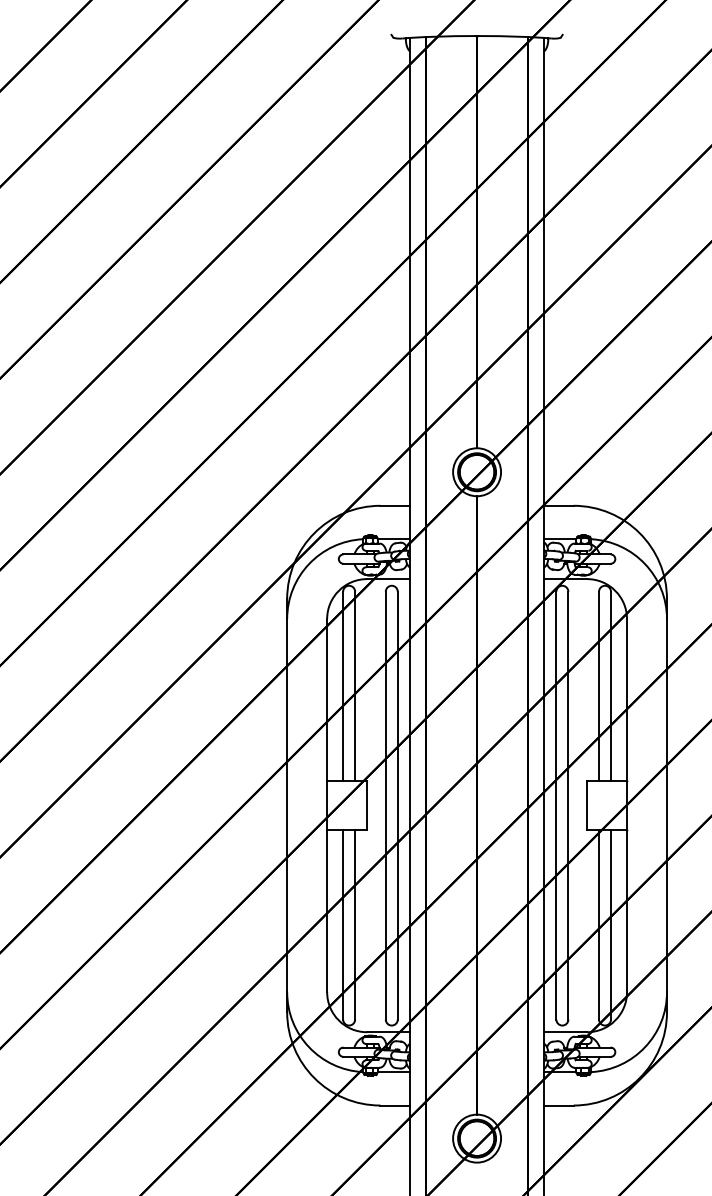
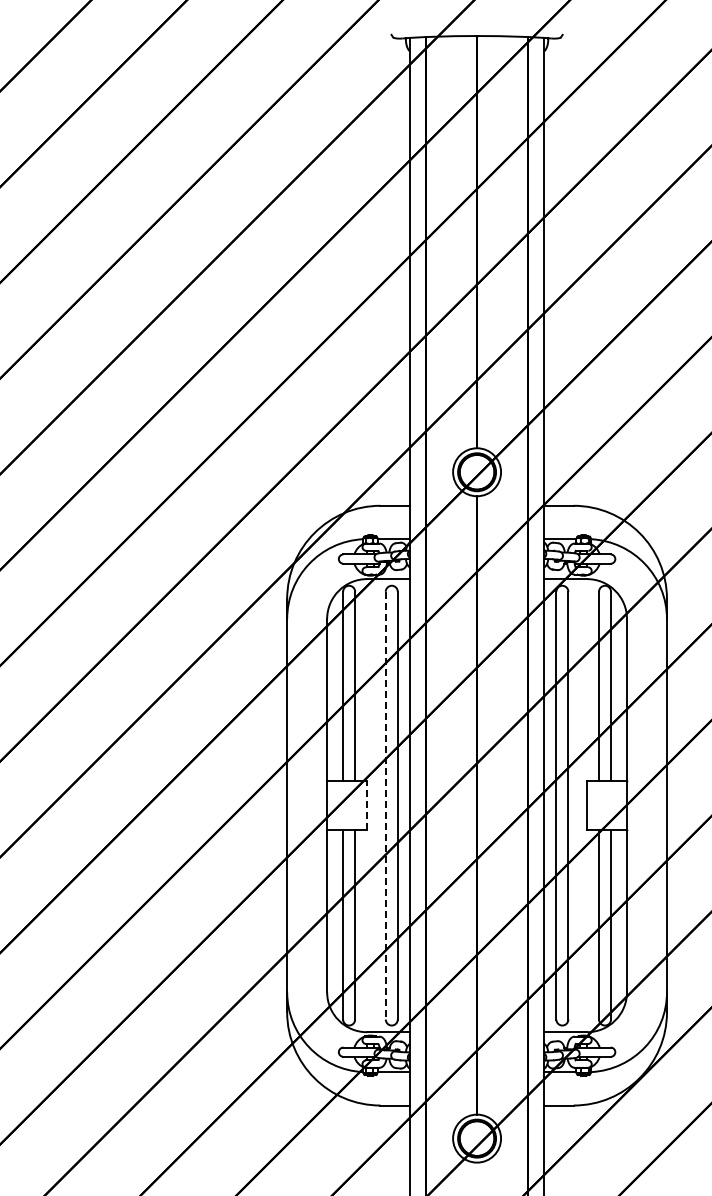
line: solid -> dashed (367, 805)
line: solid -> dashed (385, 805)
